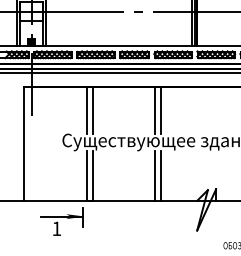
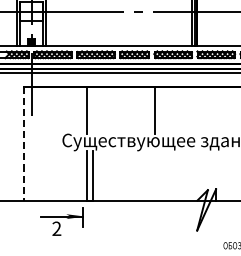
line: present -> none (92, 110)
line: present -> none (160, 110)
line: solid -> dashed (24, 144)
line: present -> none (155, 175)
line: present -> none (160, 175)
text: 1 -> 2 (56, 228)
